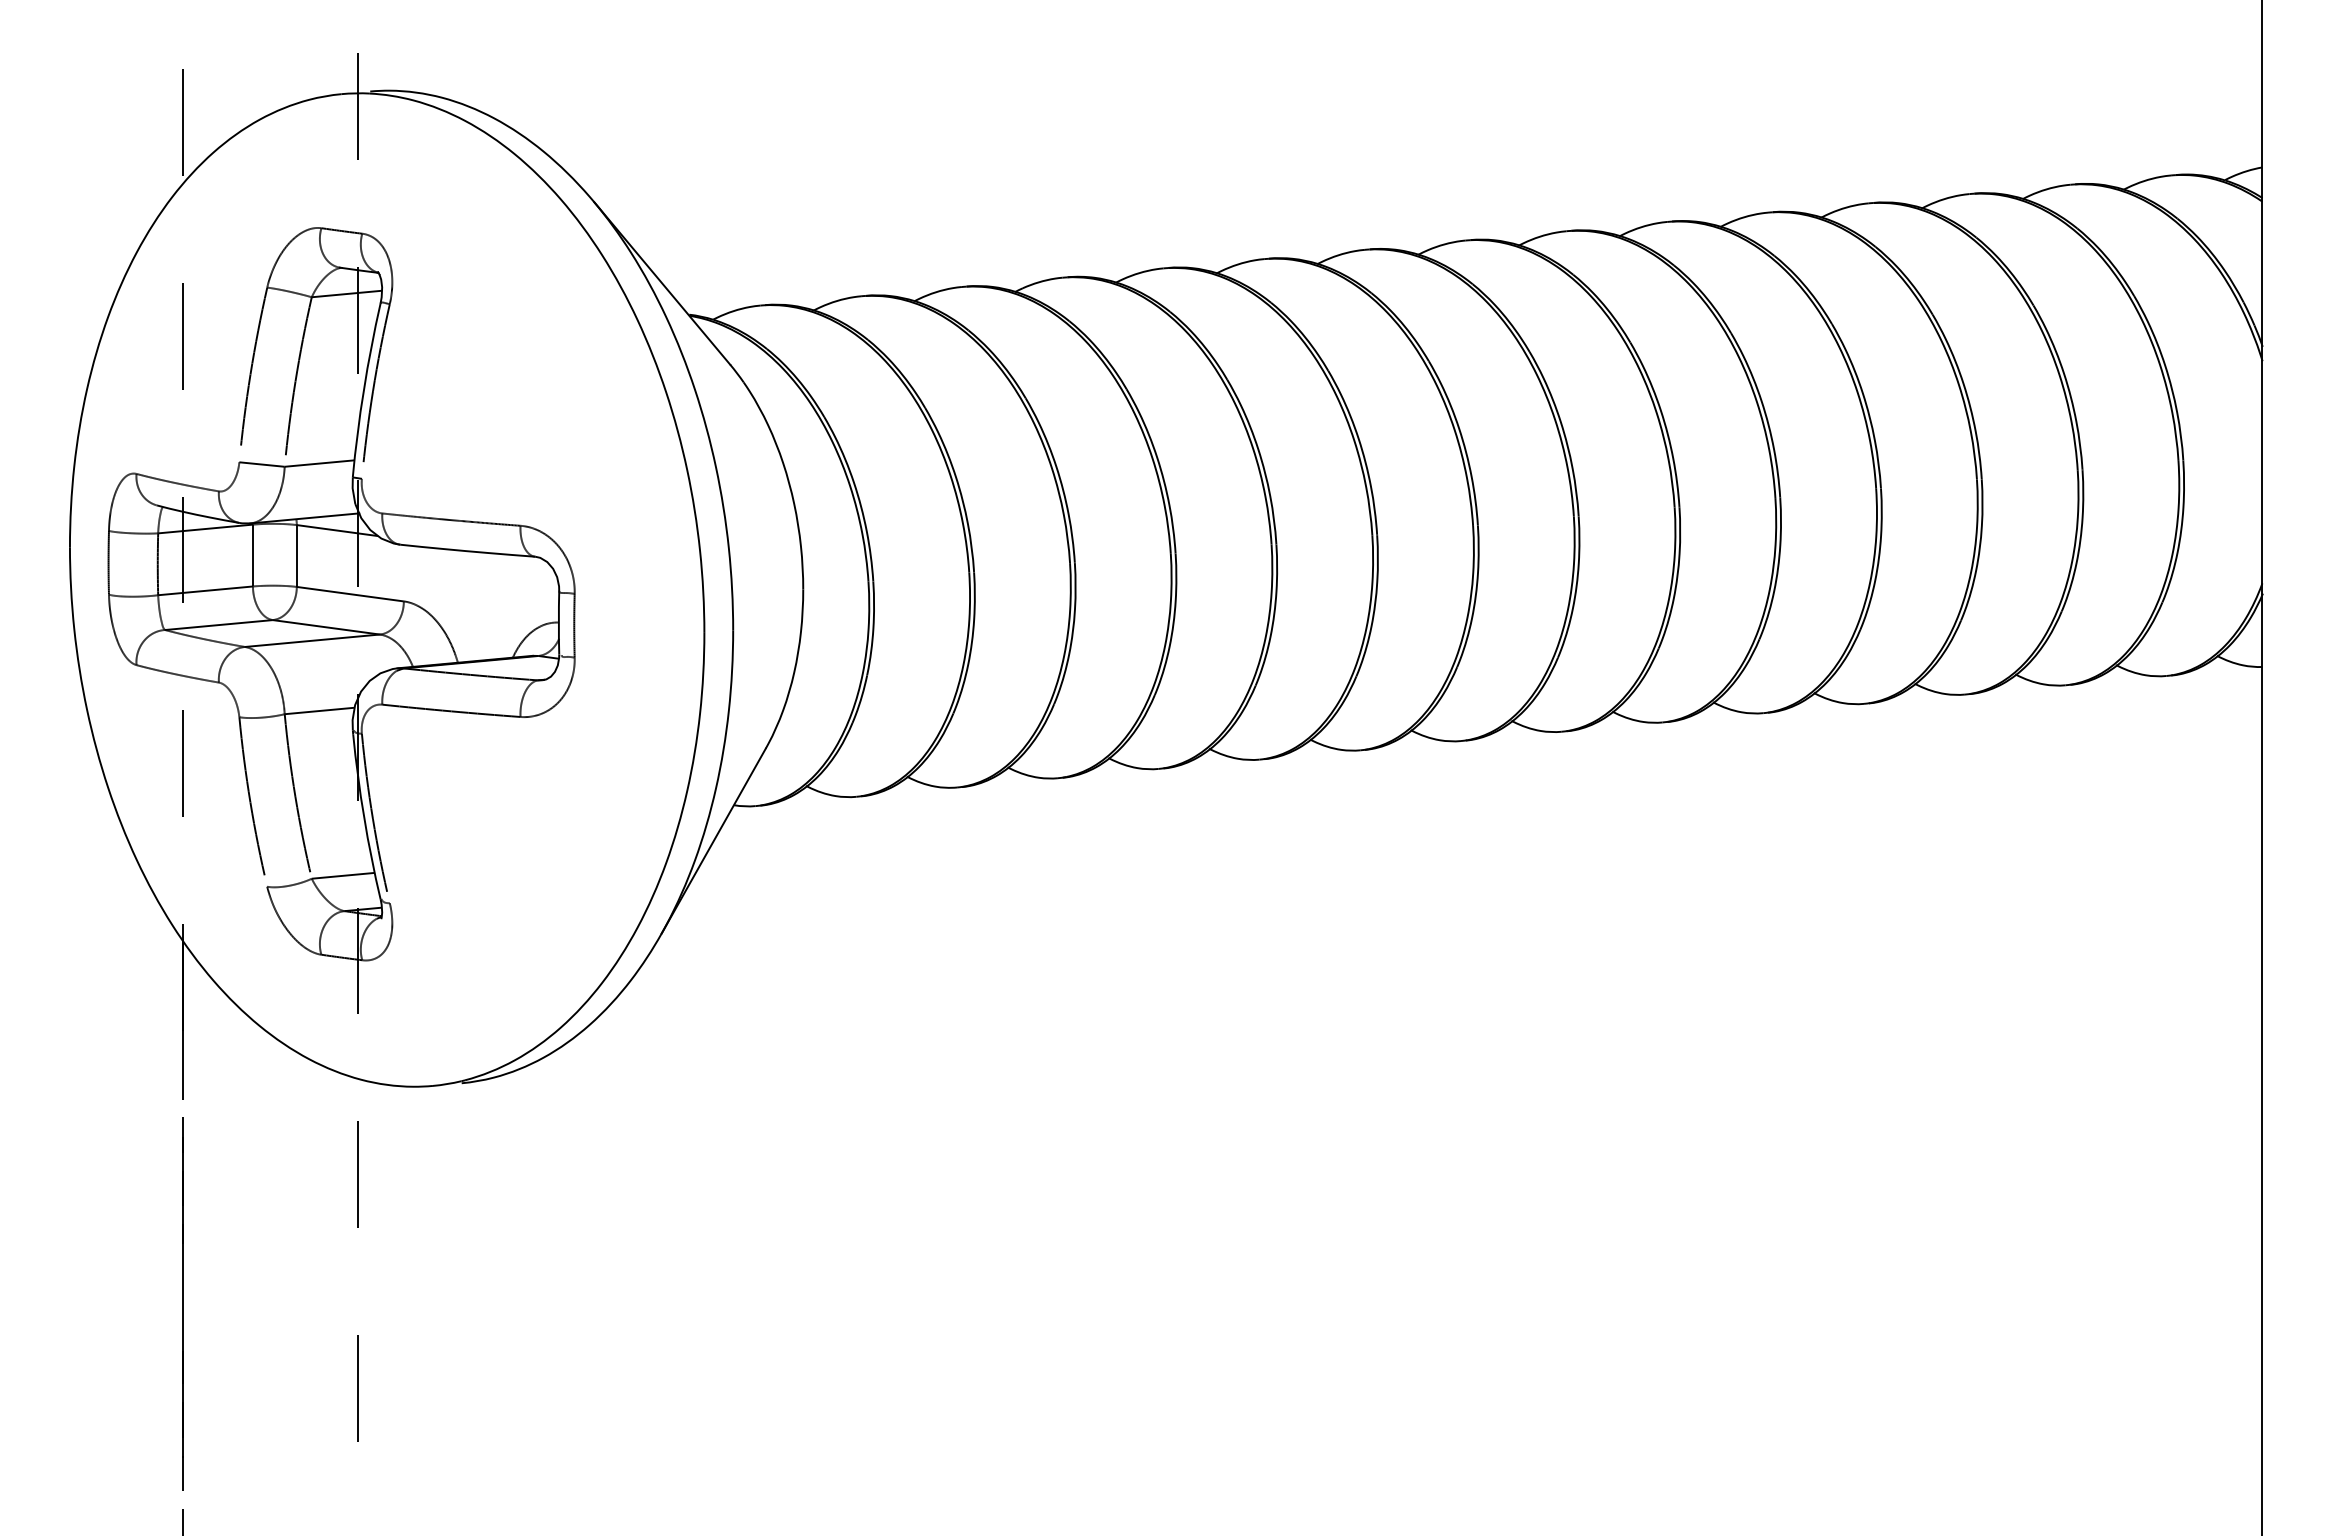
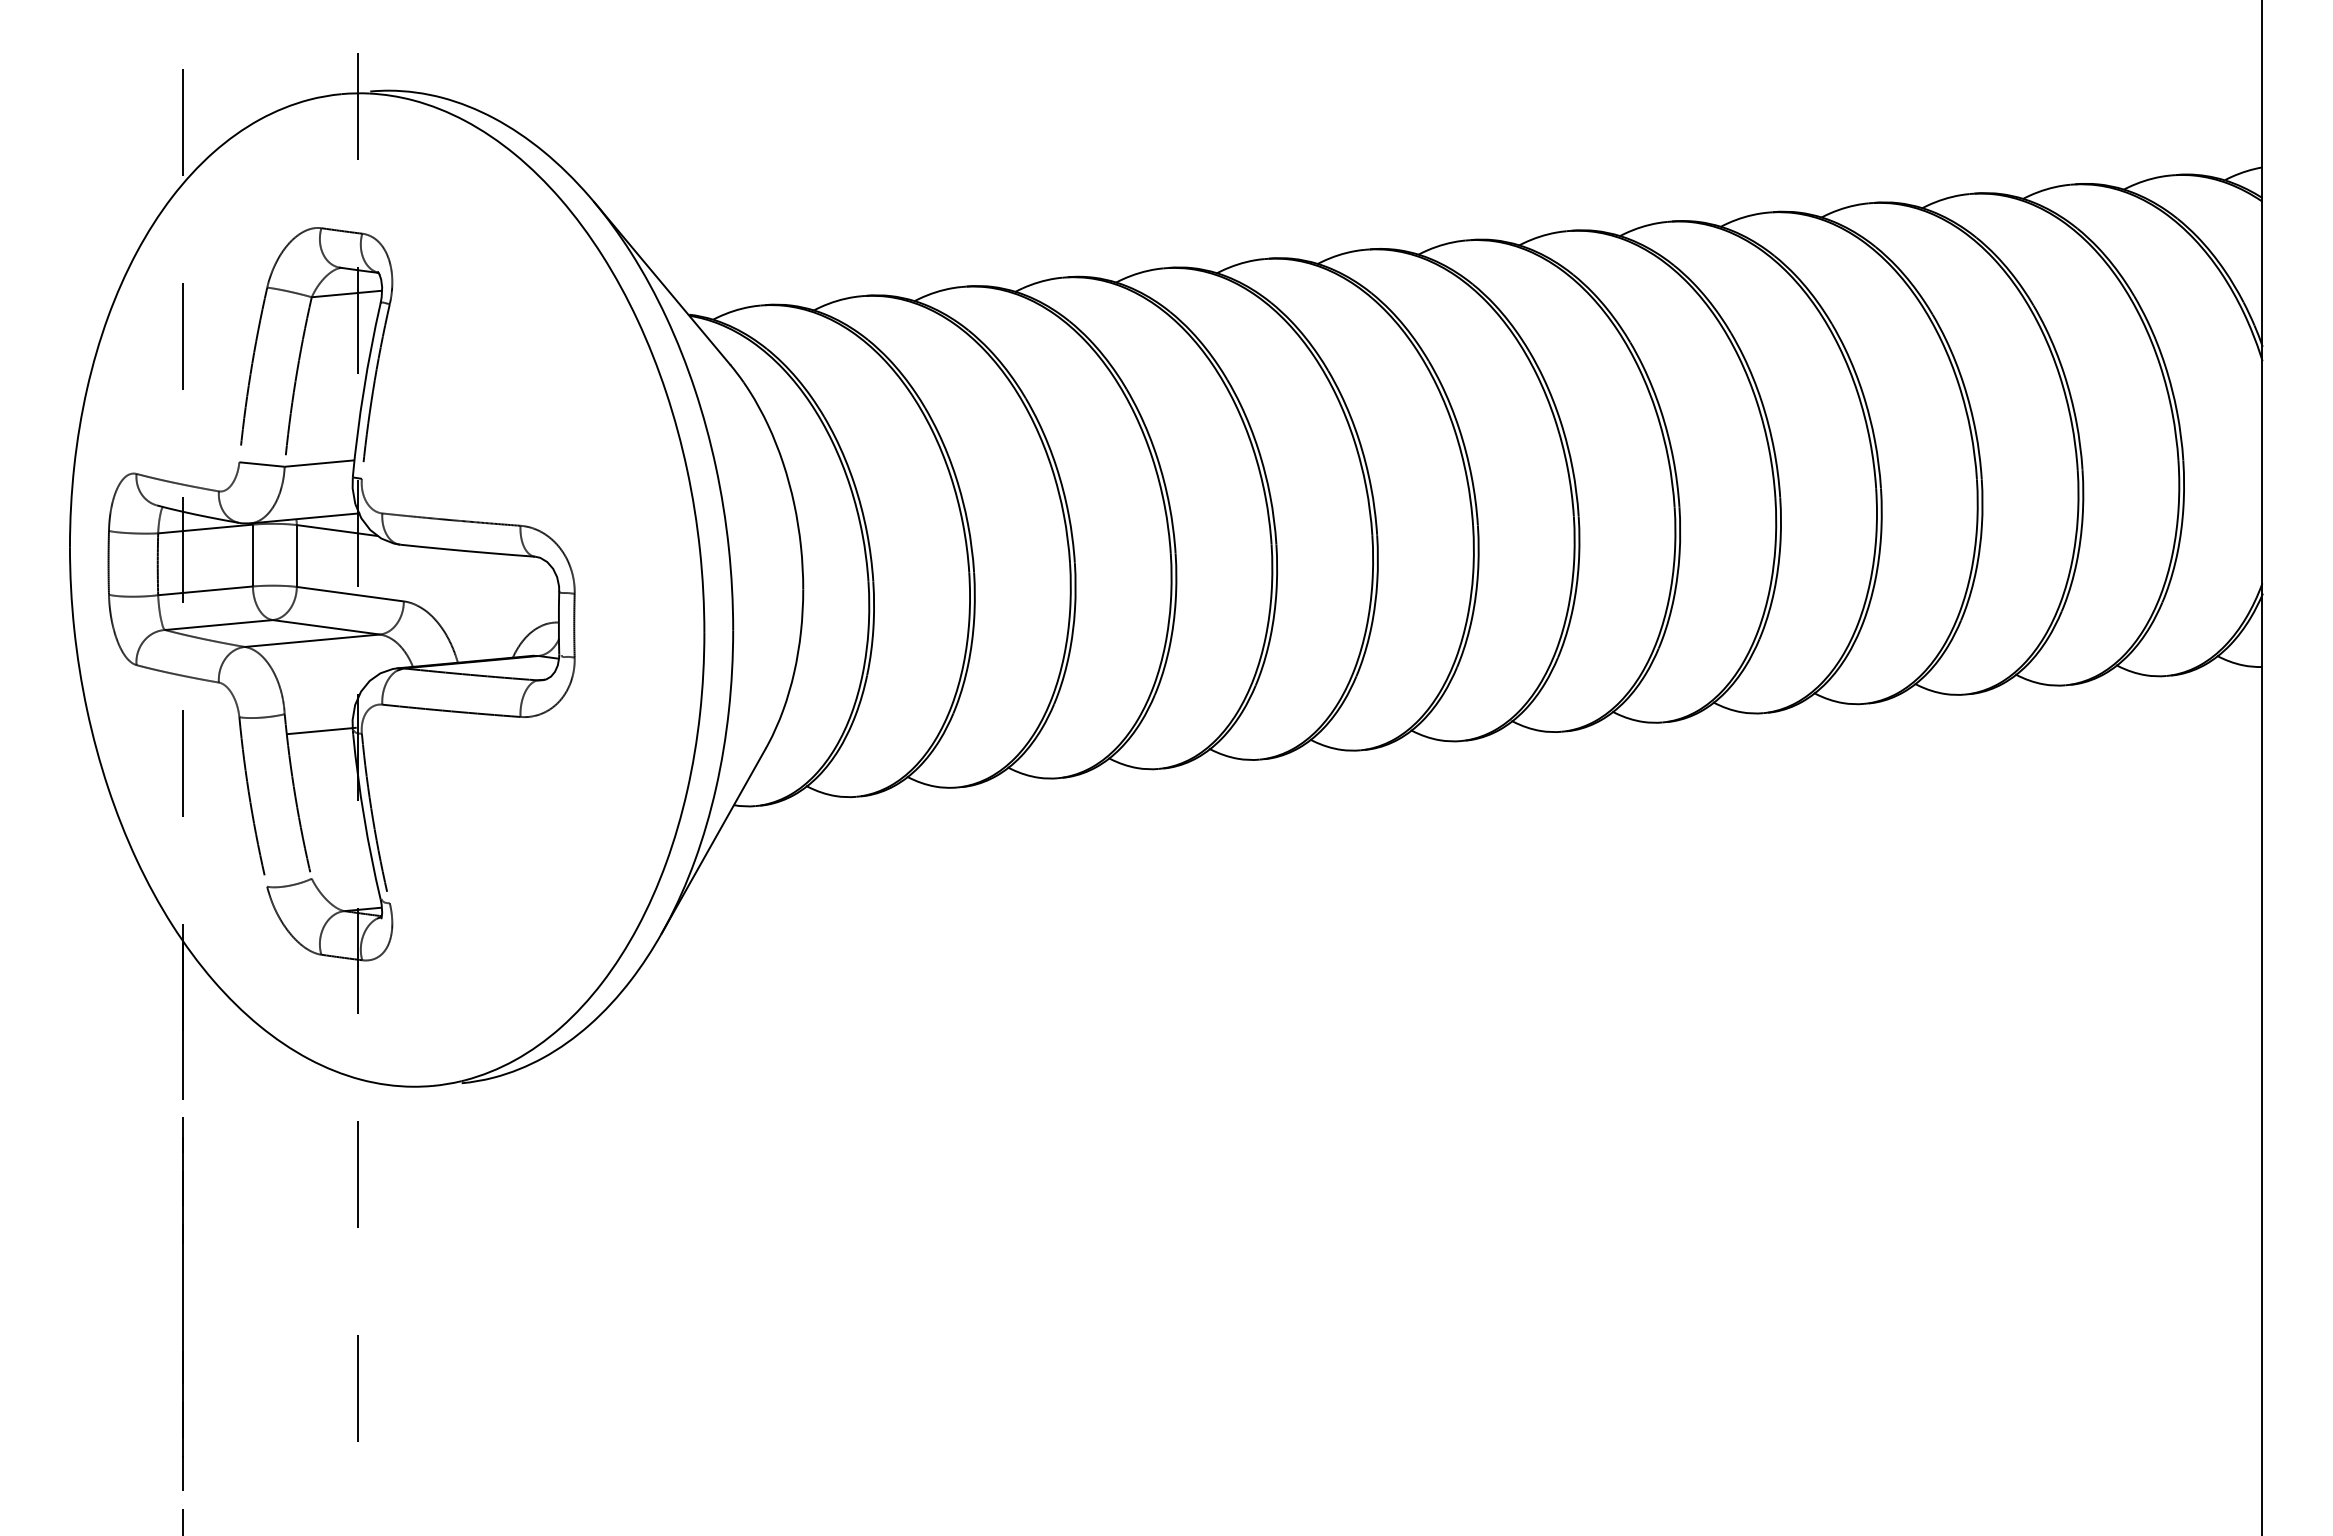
line position: (319, 710) -> (321, 730) (321, 730)
line: present -> none (343, 875)
